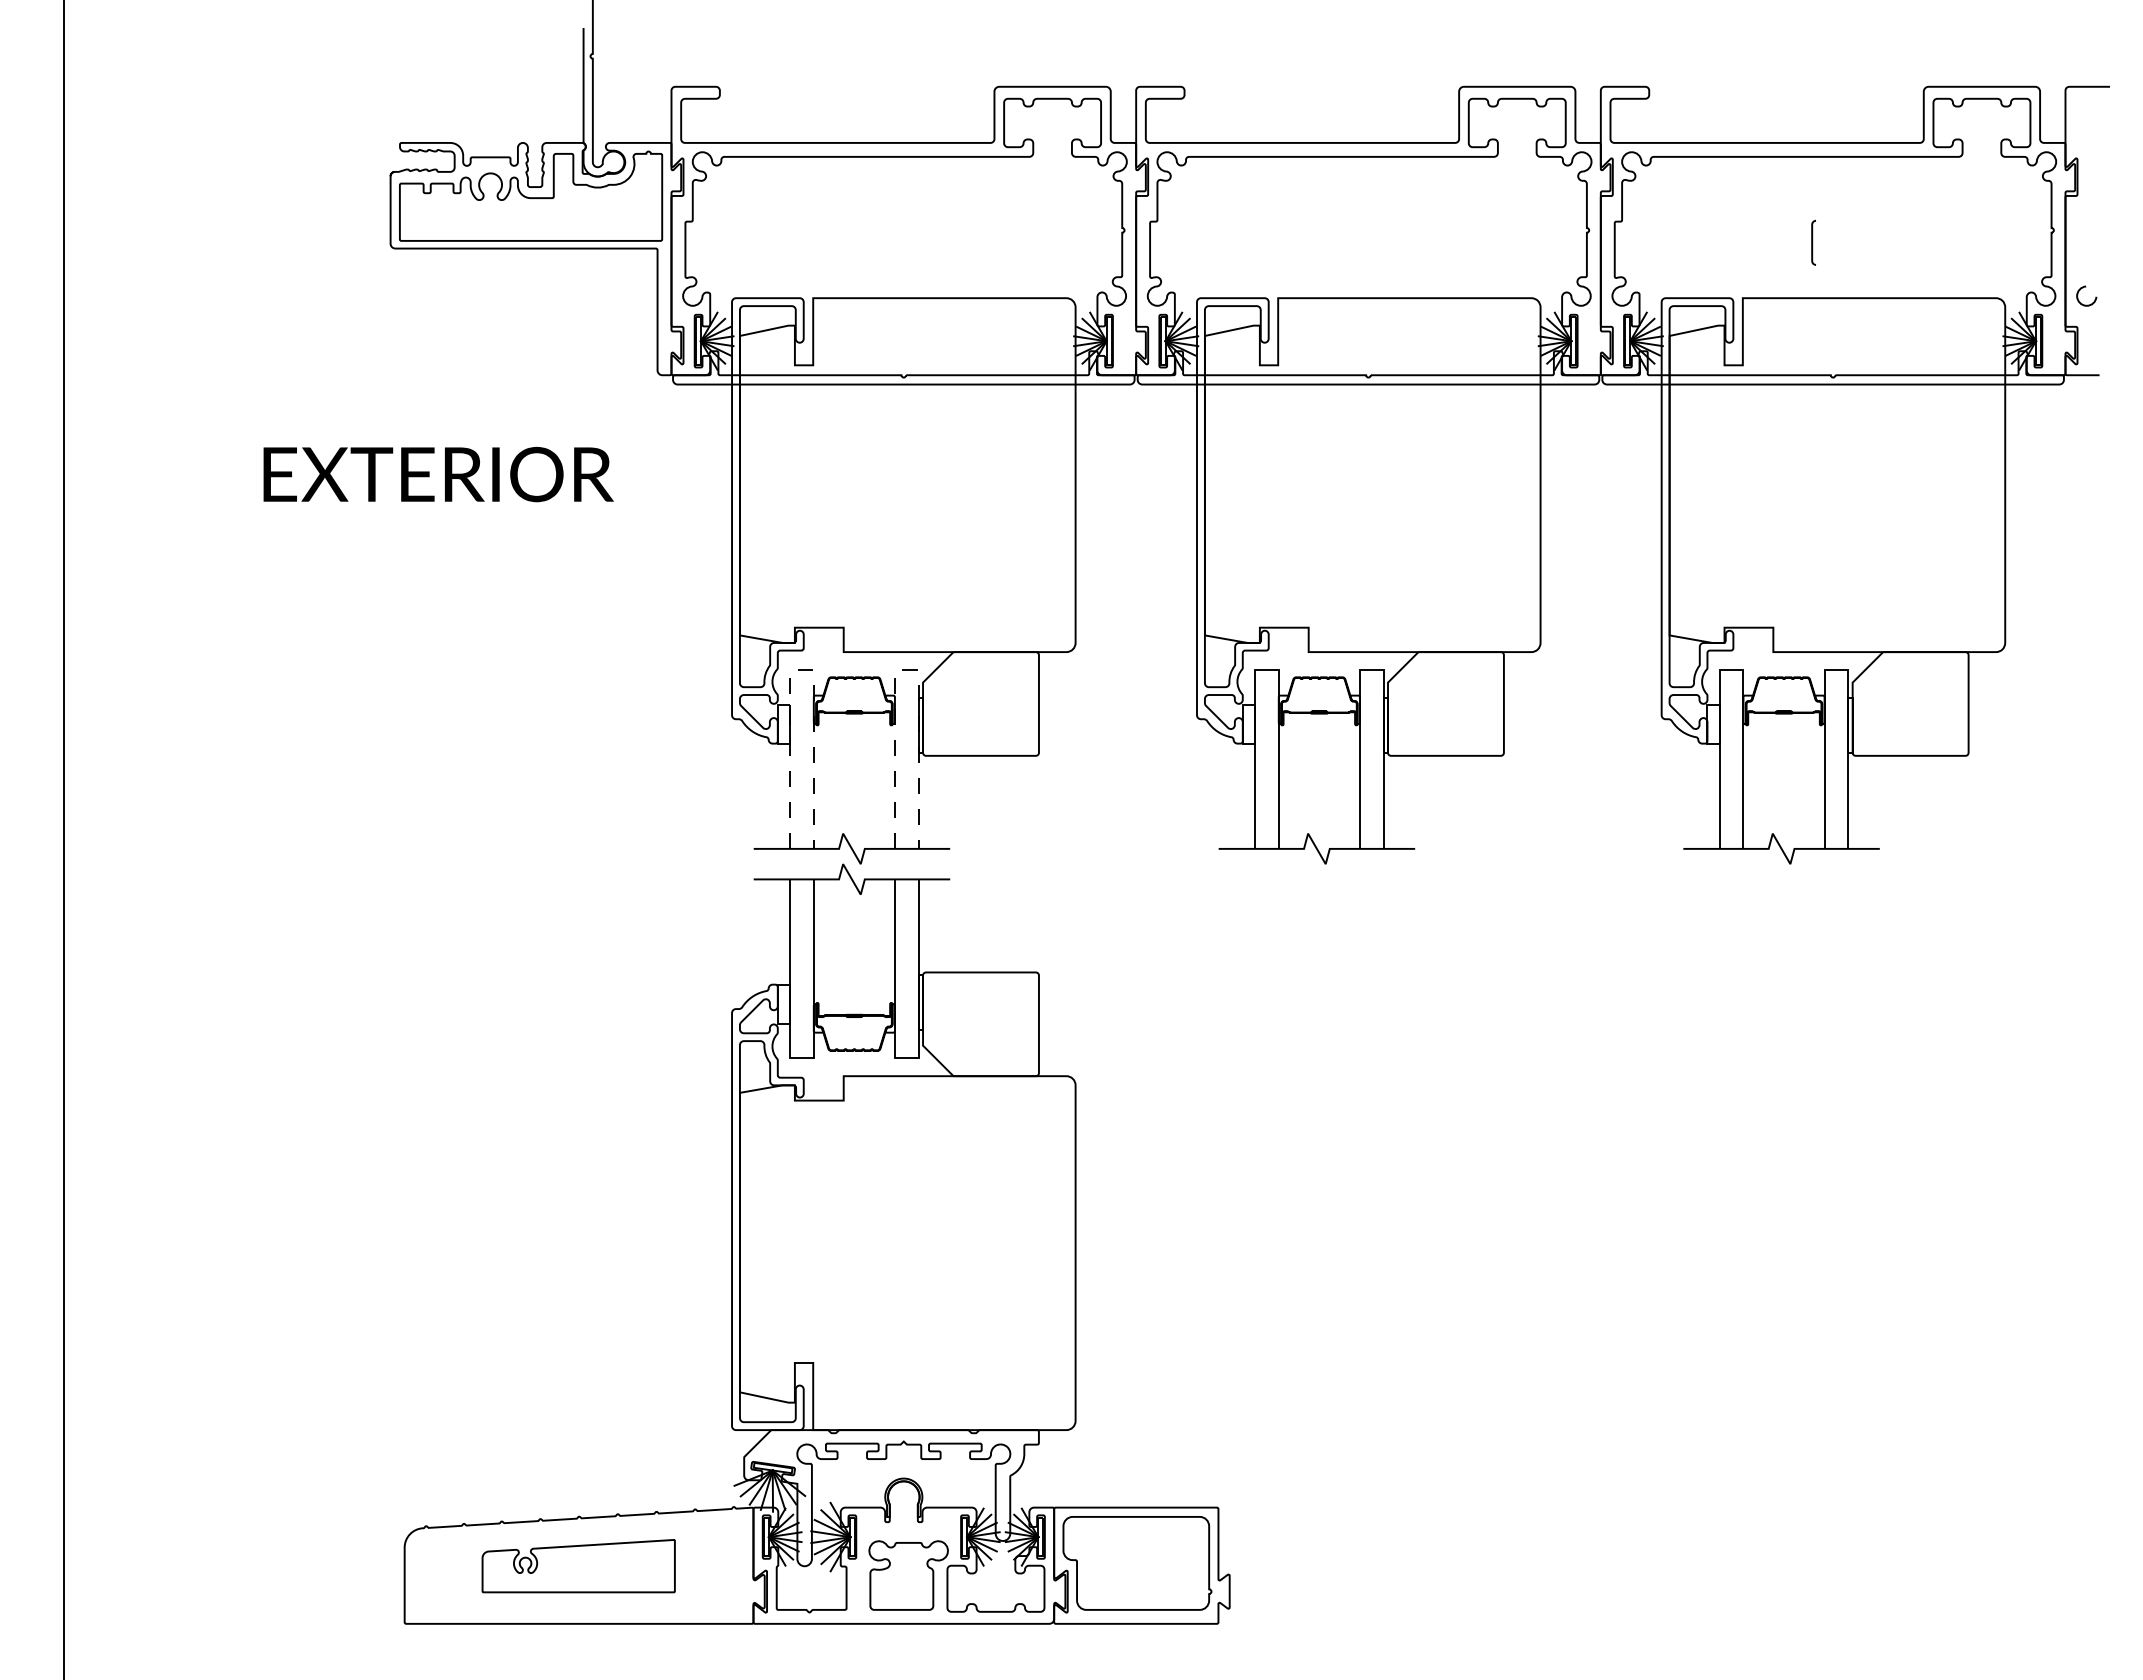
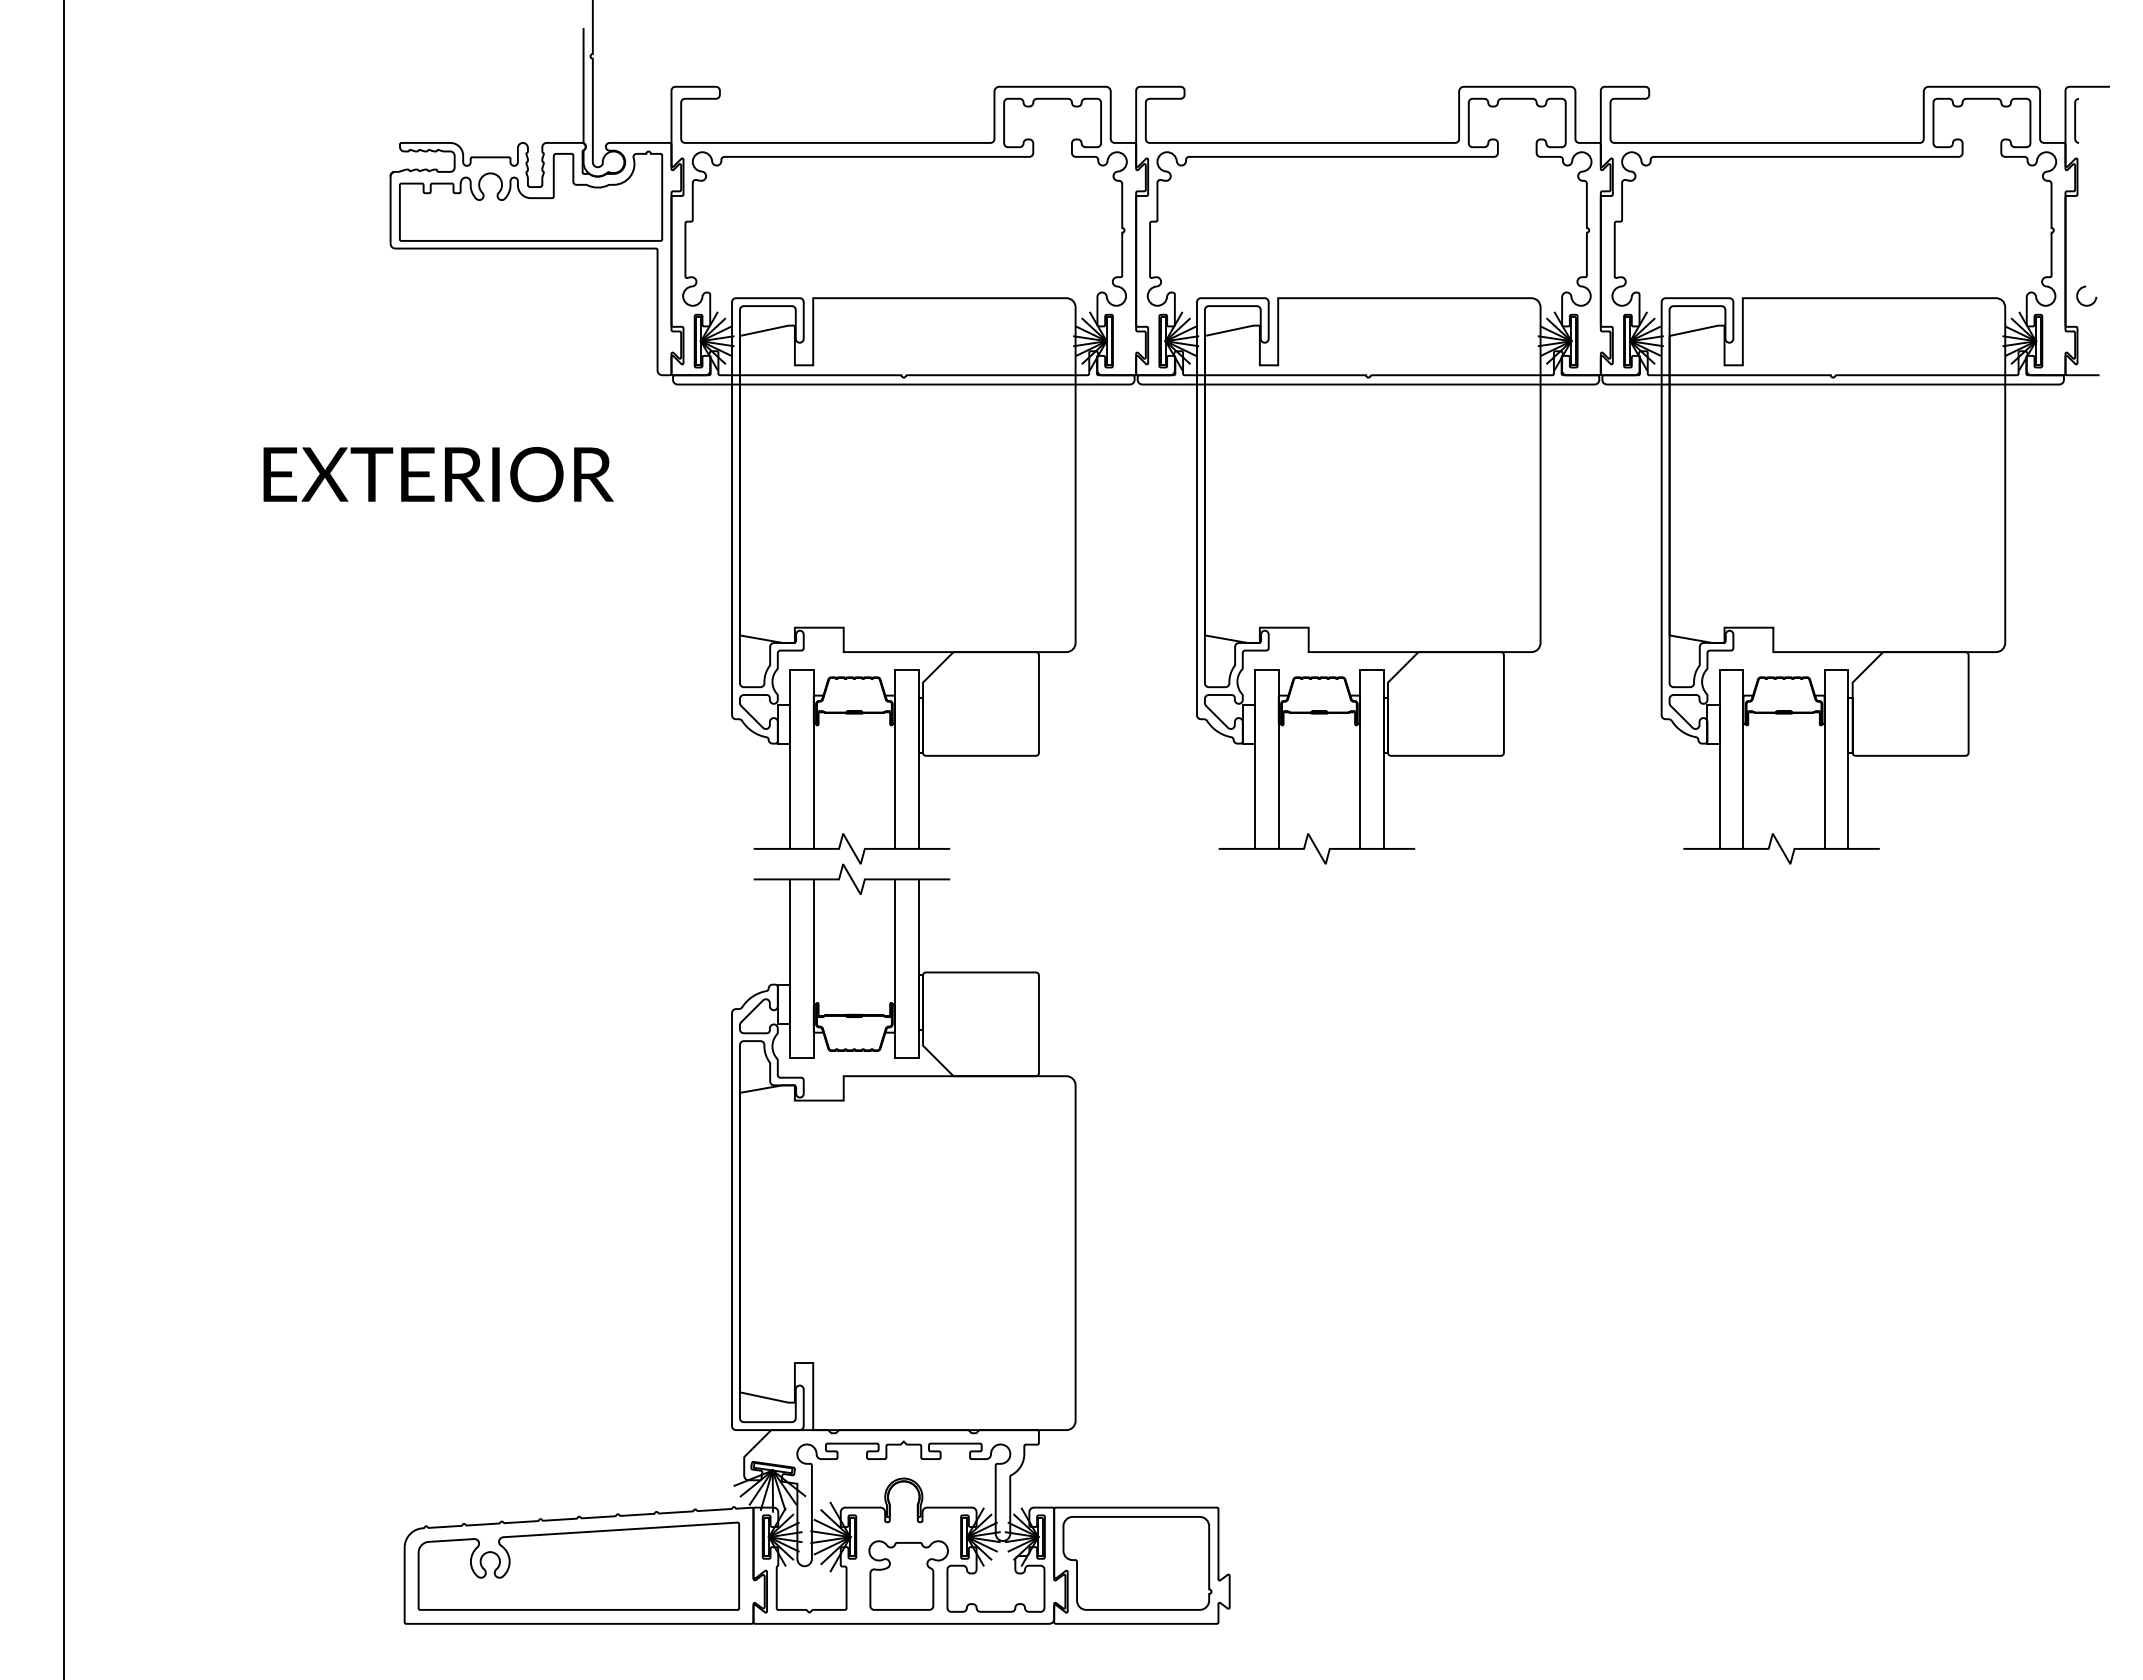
curve position: (1813, 242) -> (2076, 120) (2076, 120)
line: dashed -> solid (801, 670)
line: dashed -> solid (906, 670)
part size: 195x55 px -> 323x90 px (578, 1565)
